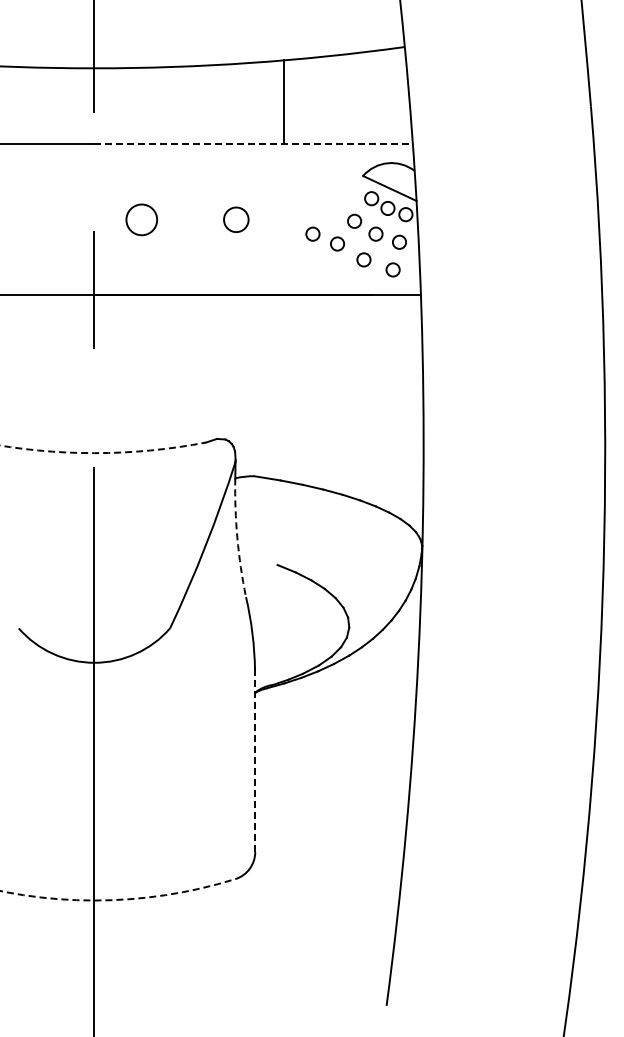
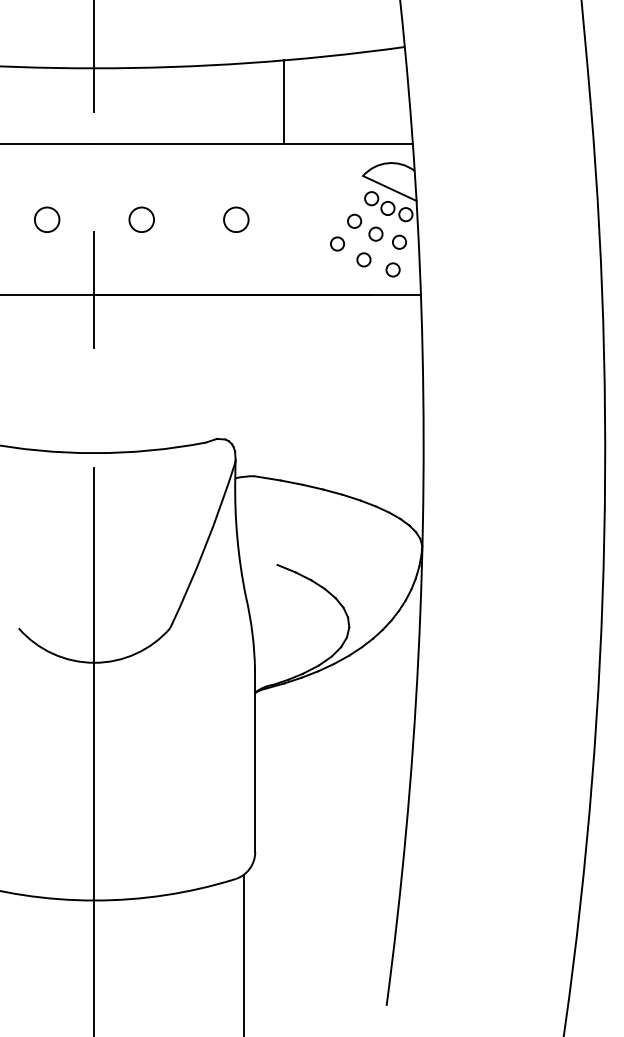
line: dashed -> solid (254, 144)
circle: none -> present (47, 219)
circle size: 34x34 px -> 27x27 px (141, 219)
circle: present -> none (312, 233)
arc: dashed -> solid (103, 452)
arc: dashed -> solid (237, 538)
line: dashed -> solid (255, 761)
arc: dashed -> solid (119, 899)
line: none -> present (243, 953)
